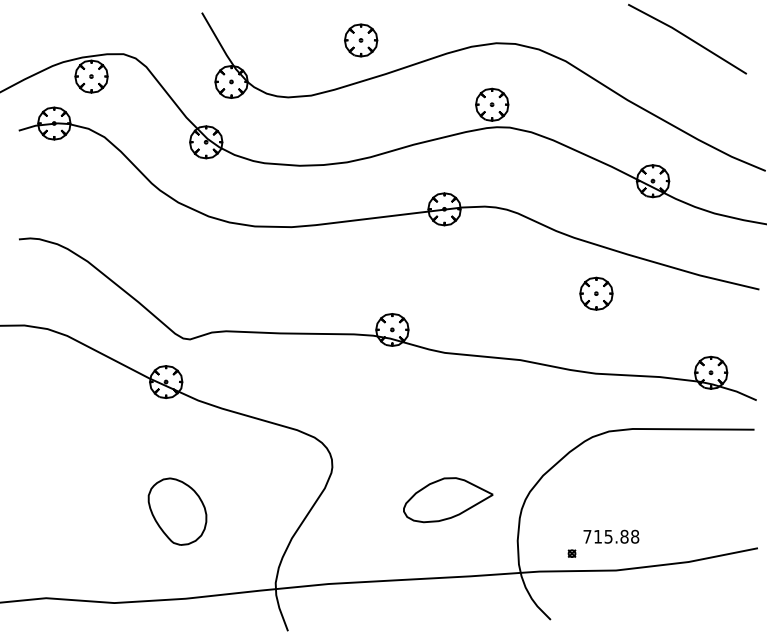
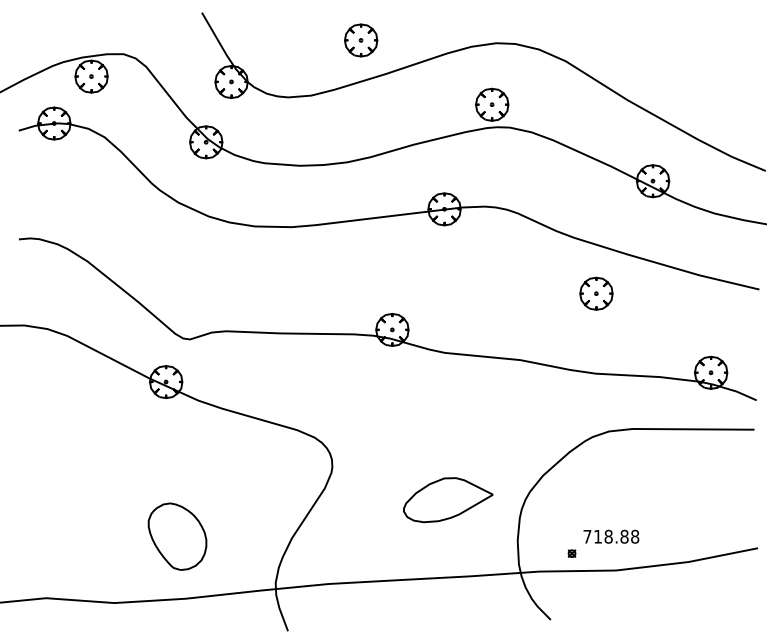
line: present -> none (687, 38)
part position: (177, 511) -> (177, 536) (177, 536)
text: 715.88 -> 718.88 (608, 536)
